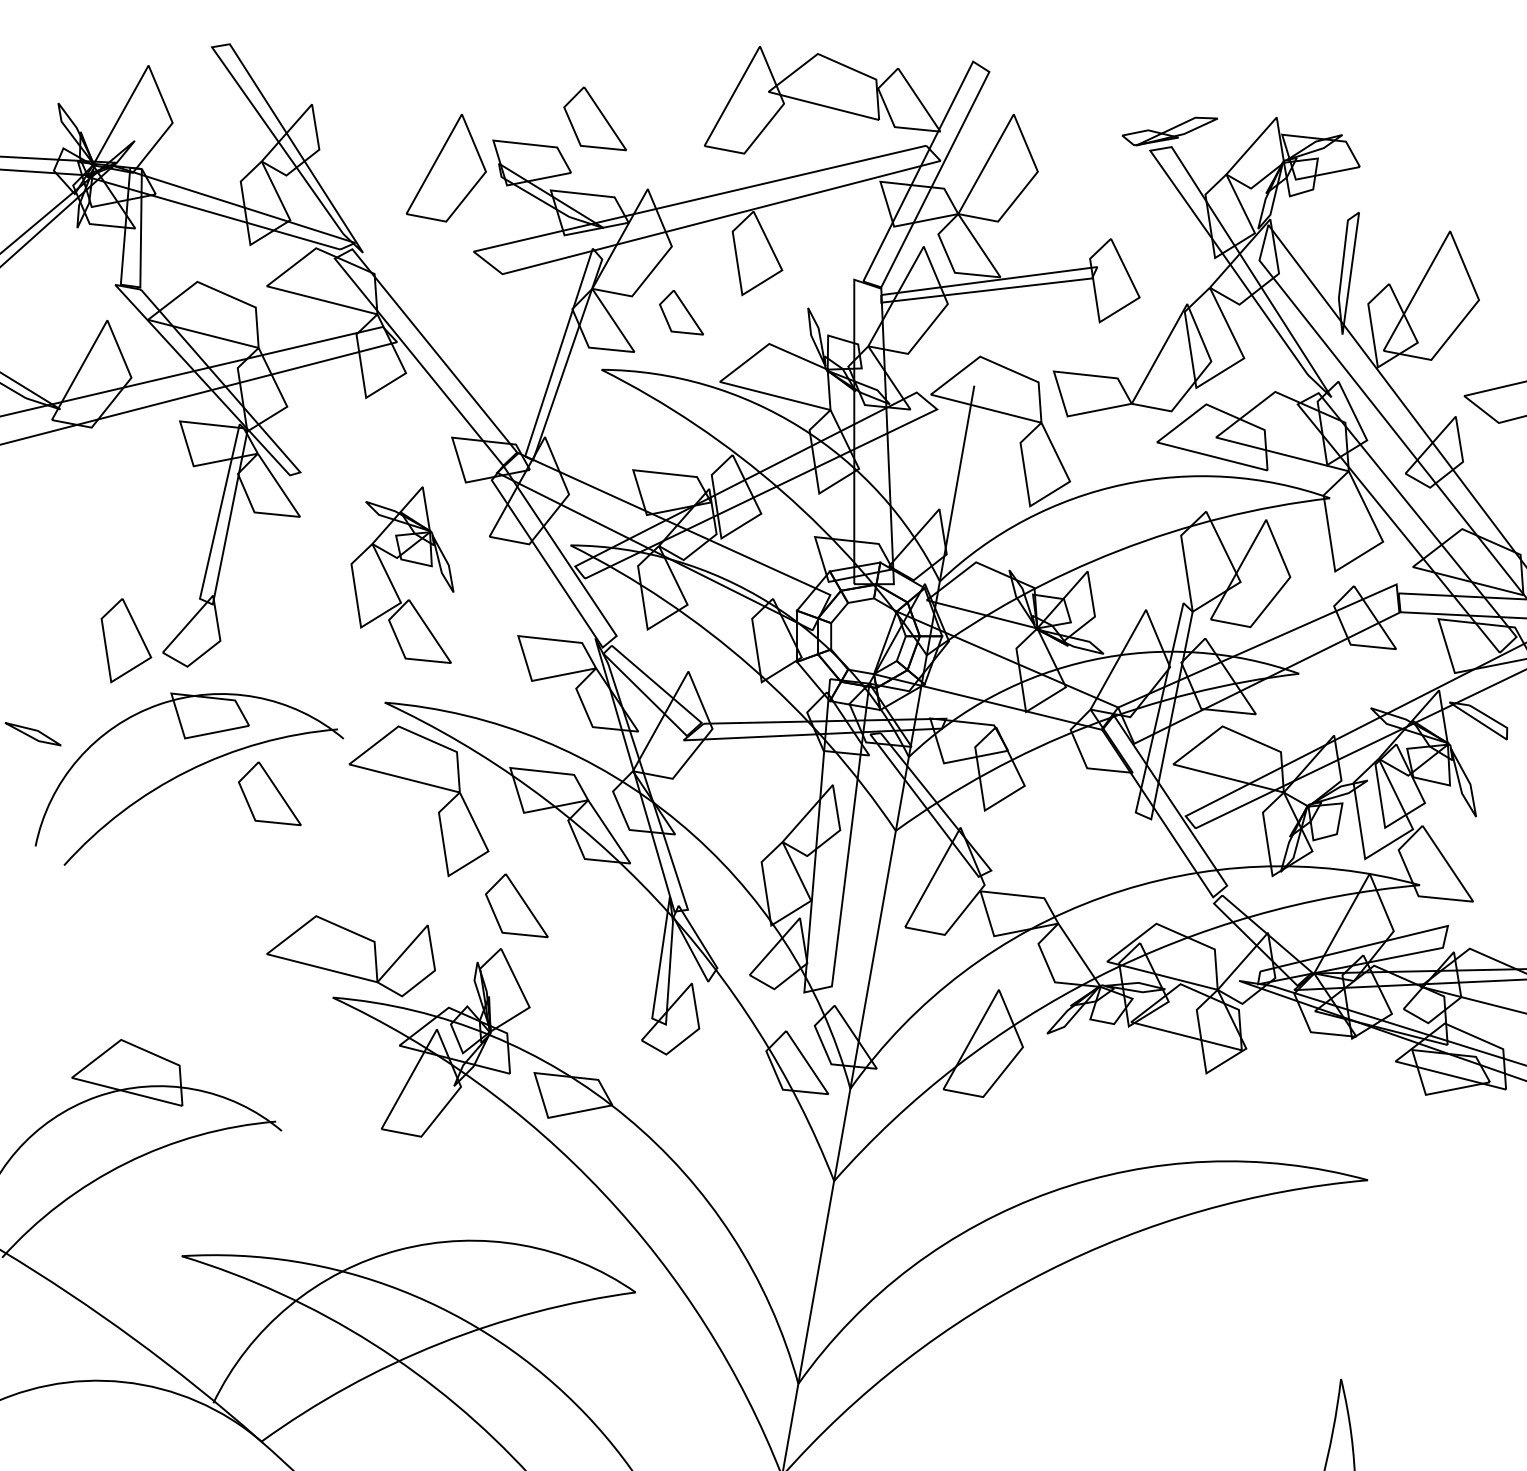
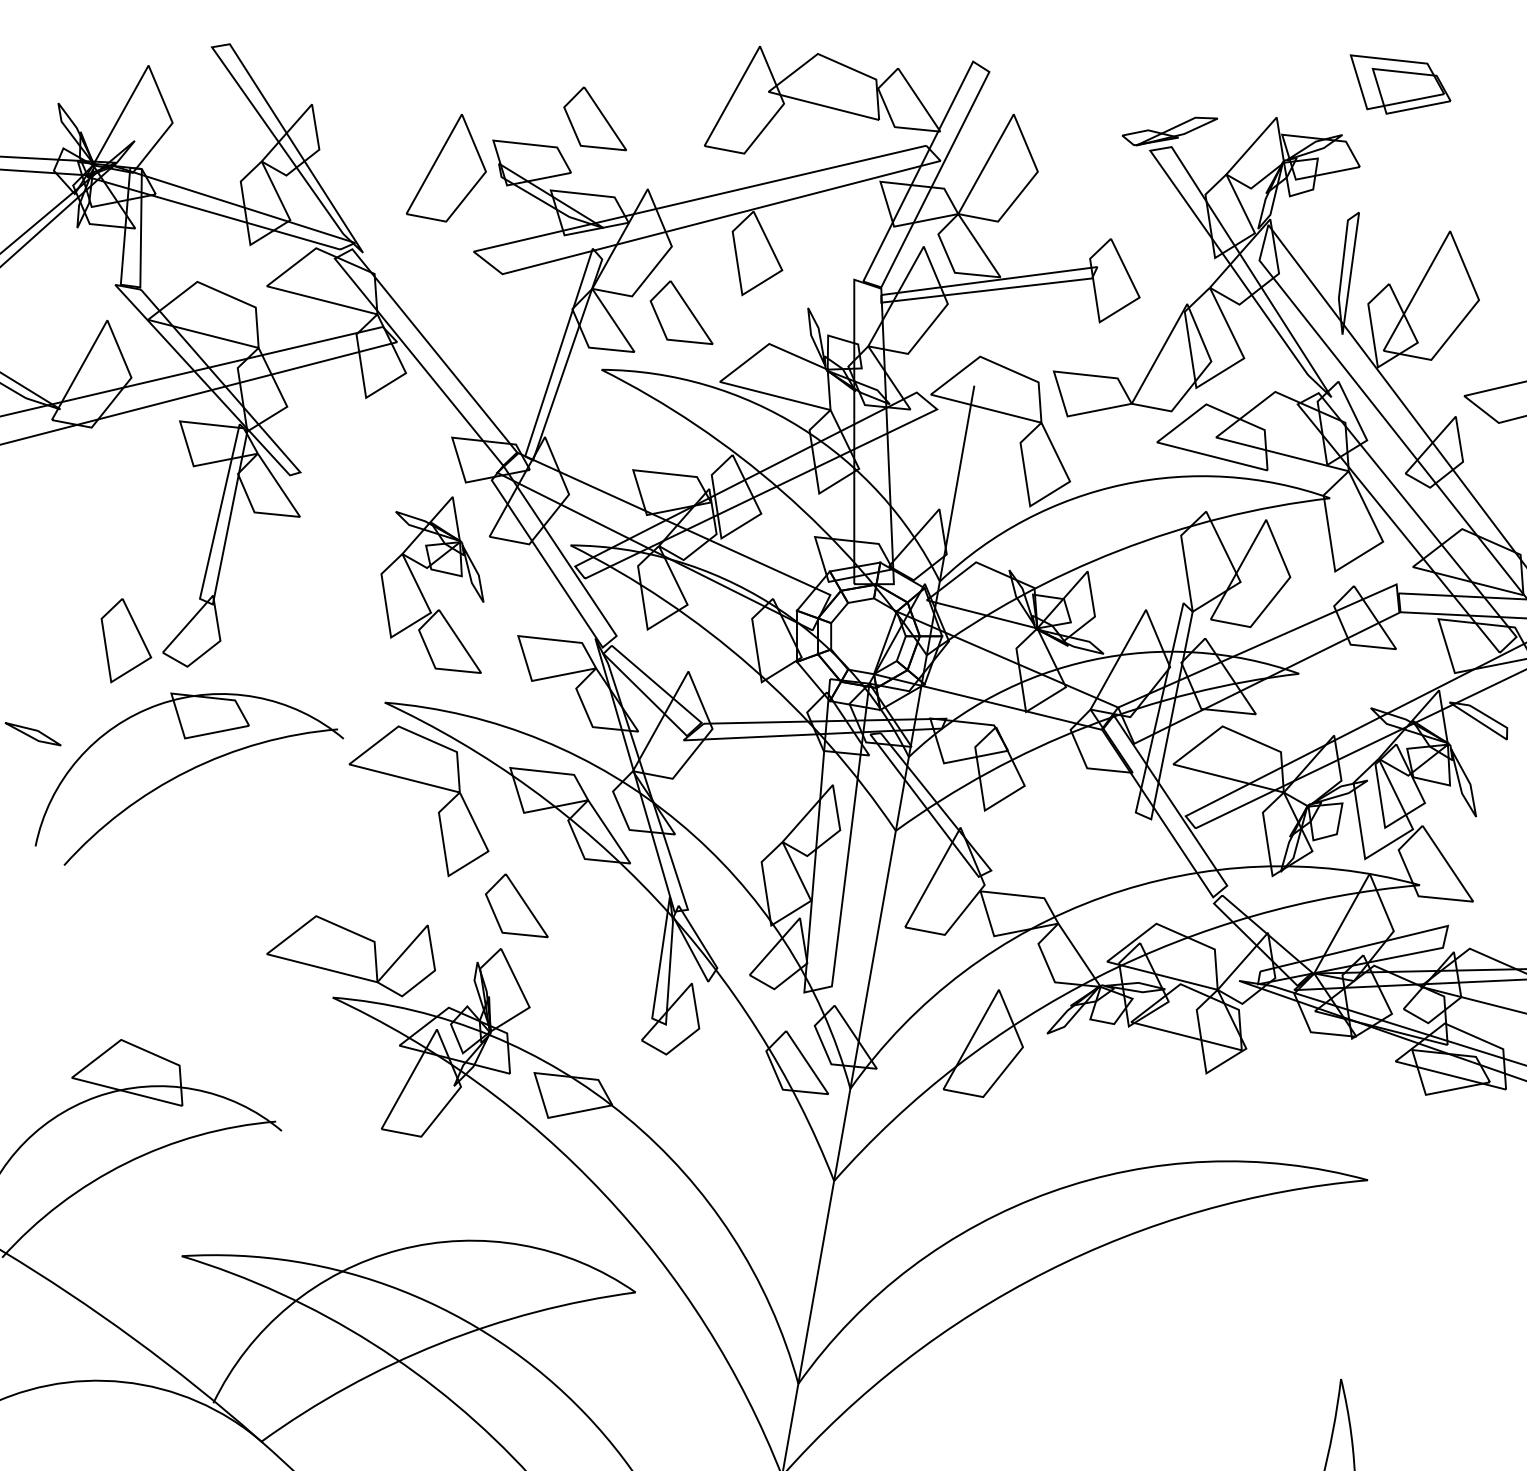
part: none -> present (1400, 84)
part size: 45x46 px -> 65x65 px (681, 312)
part position: (391, 580) -> (421, 590) (421, 590)
part: present -> none (269, 793)
